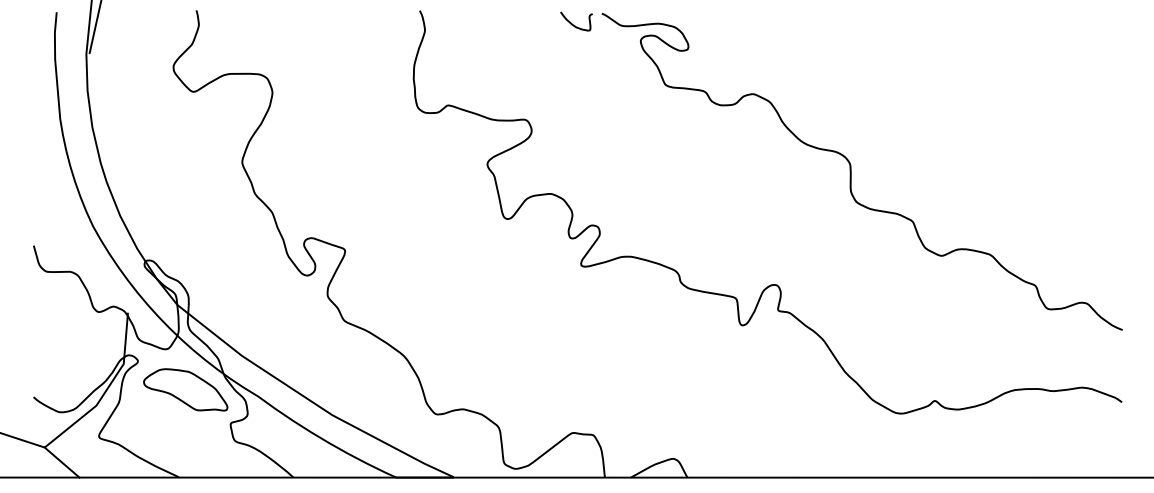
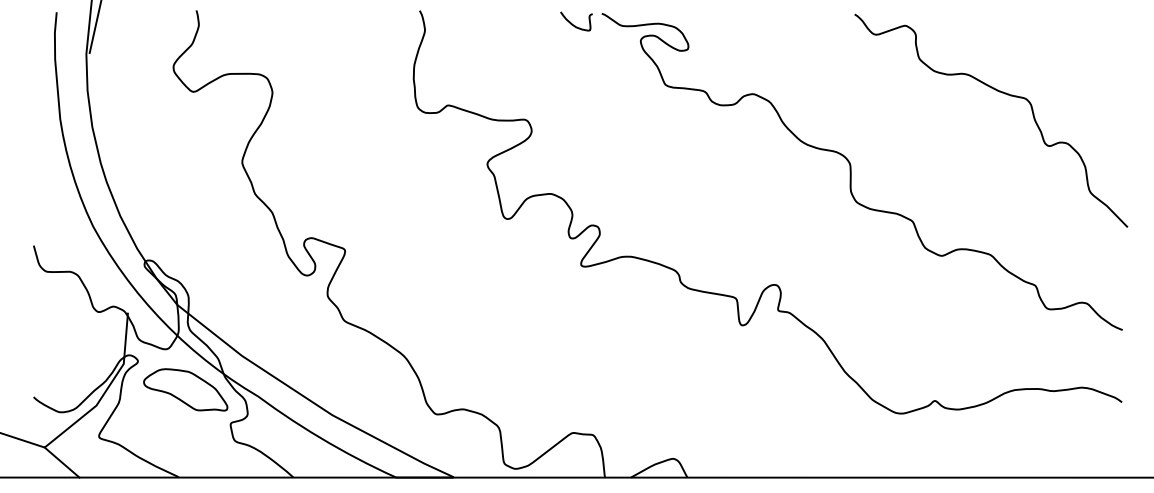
curve: none -> present (999, 92)
